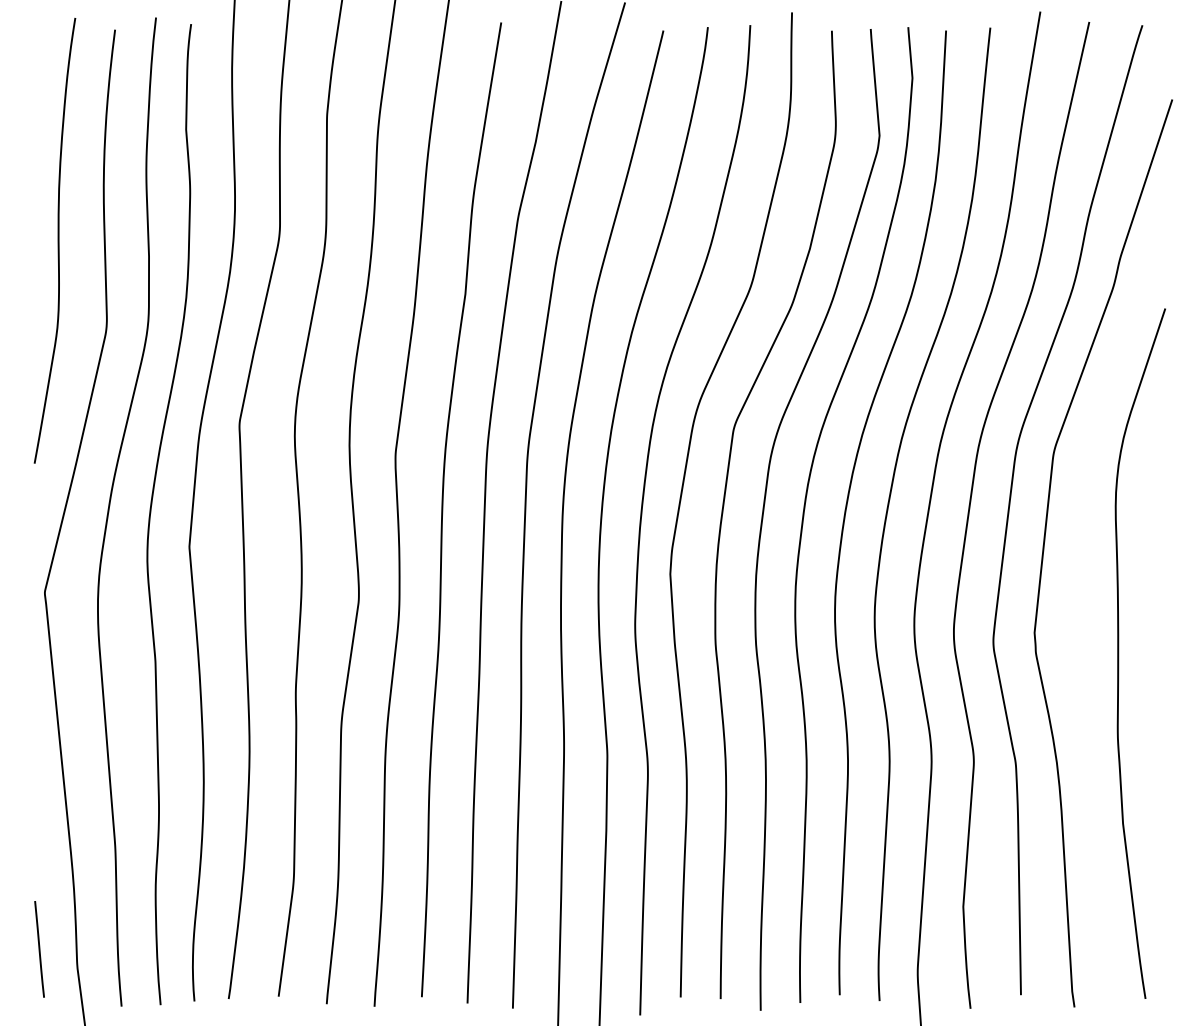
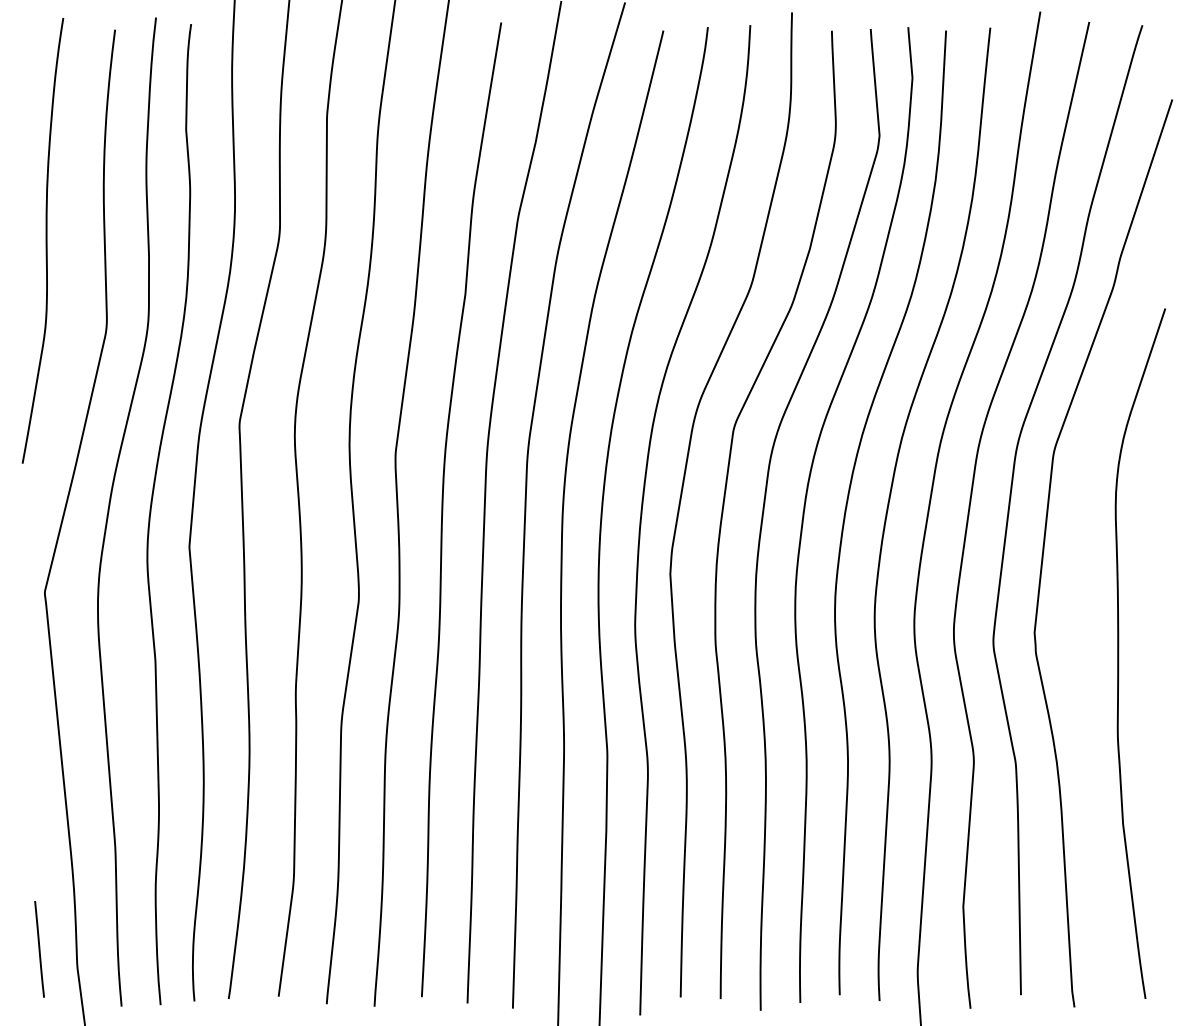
curve position: (57, 240) -> (45, 240) (45, 240)
